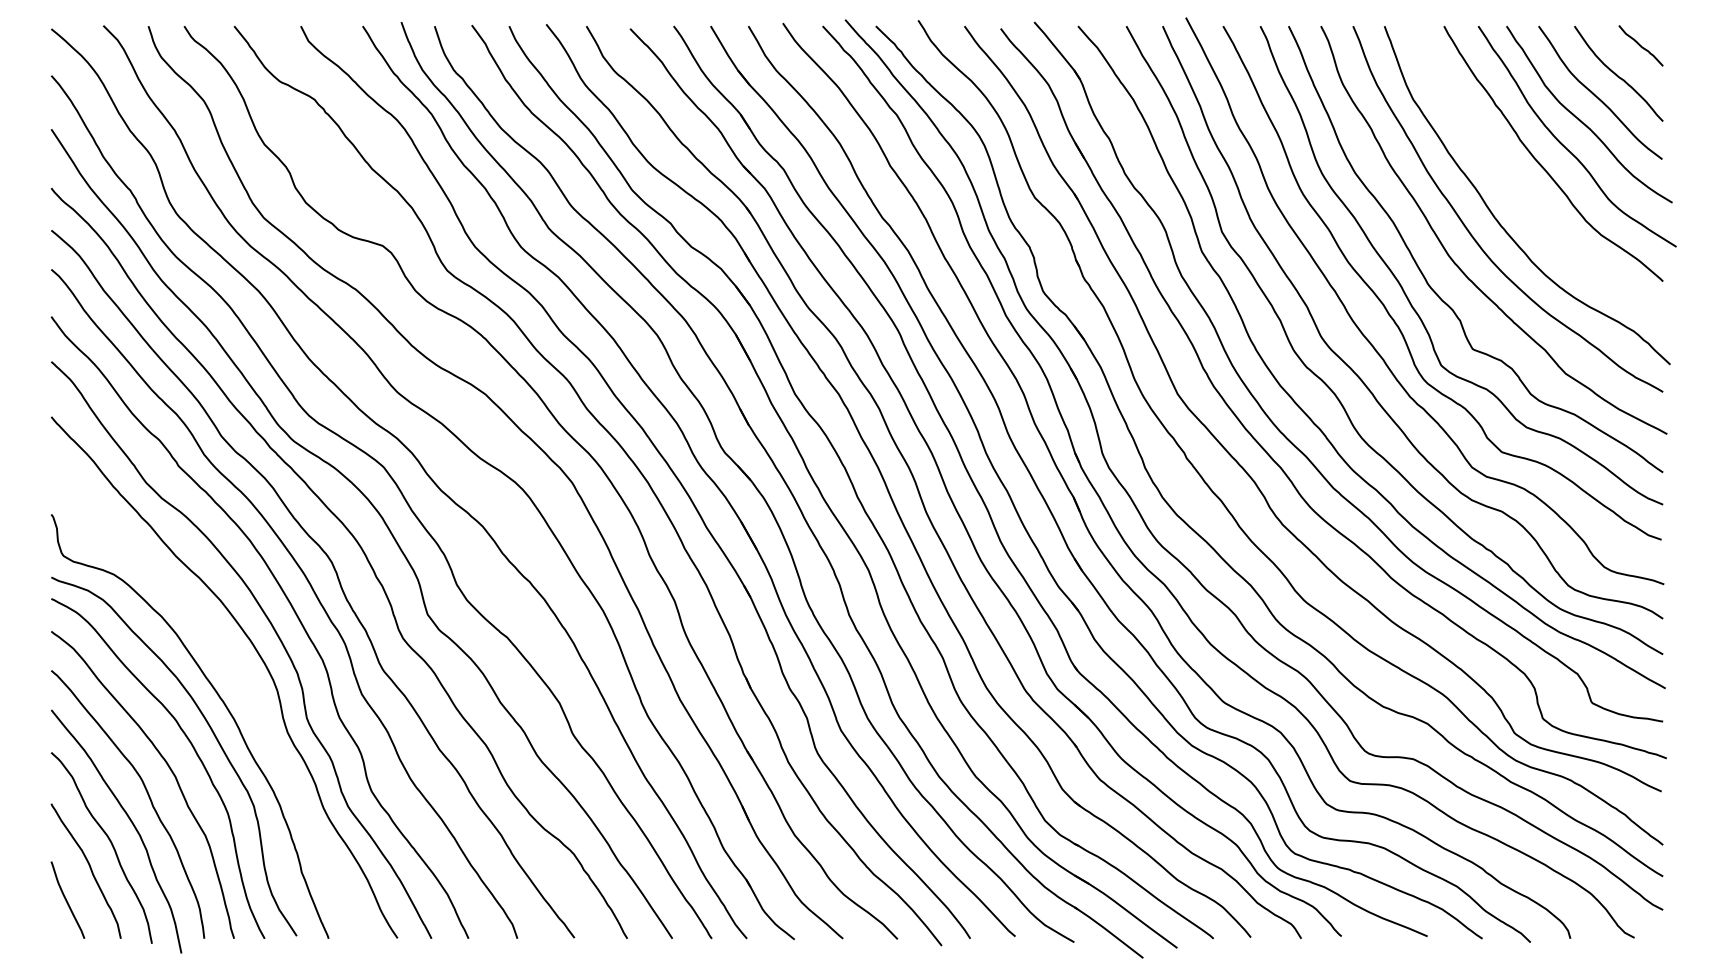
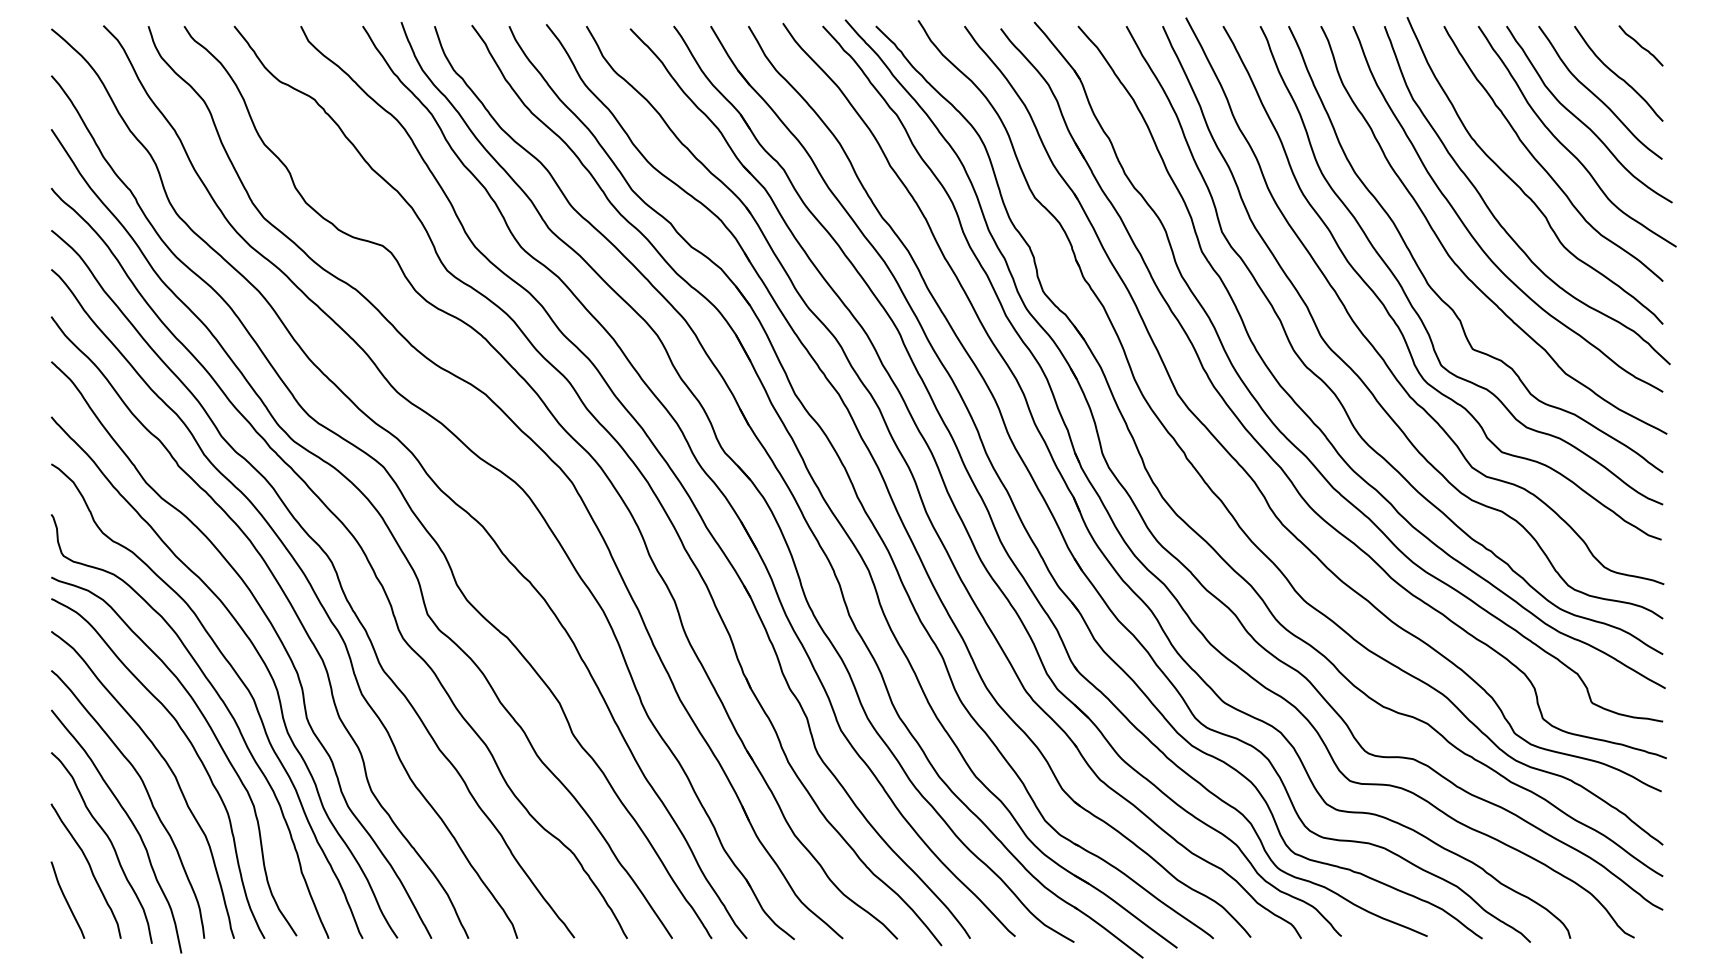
curve: none -> present (1518, 185)
curve: none -> present (238, 678)
